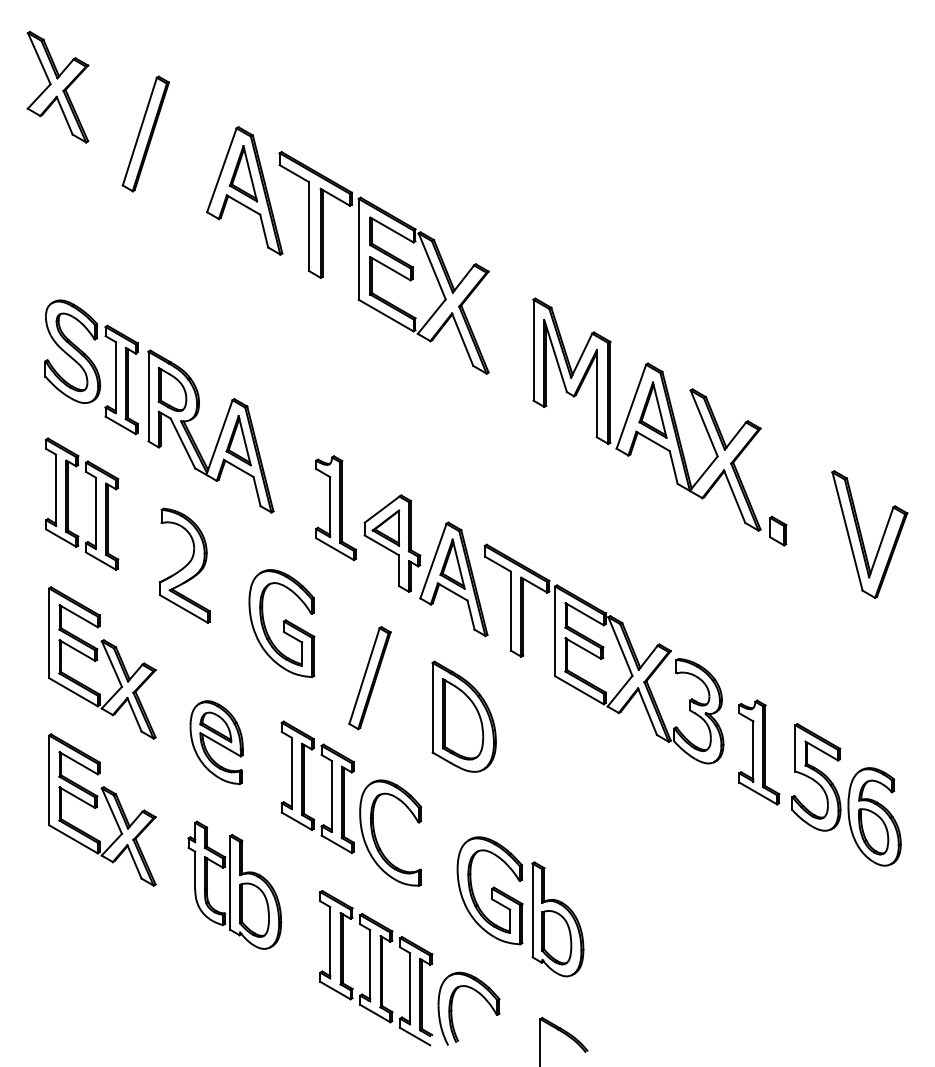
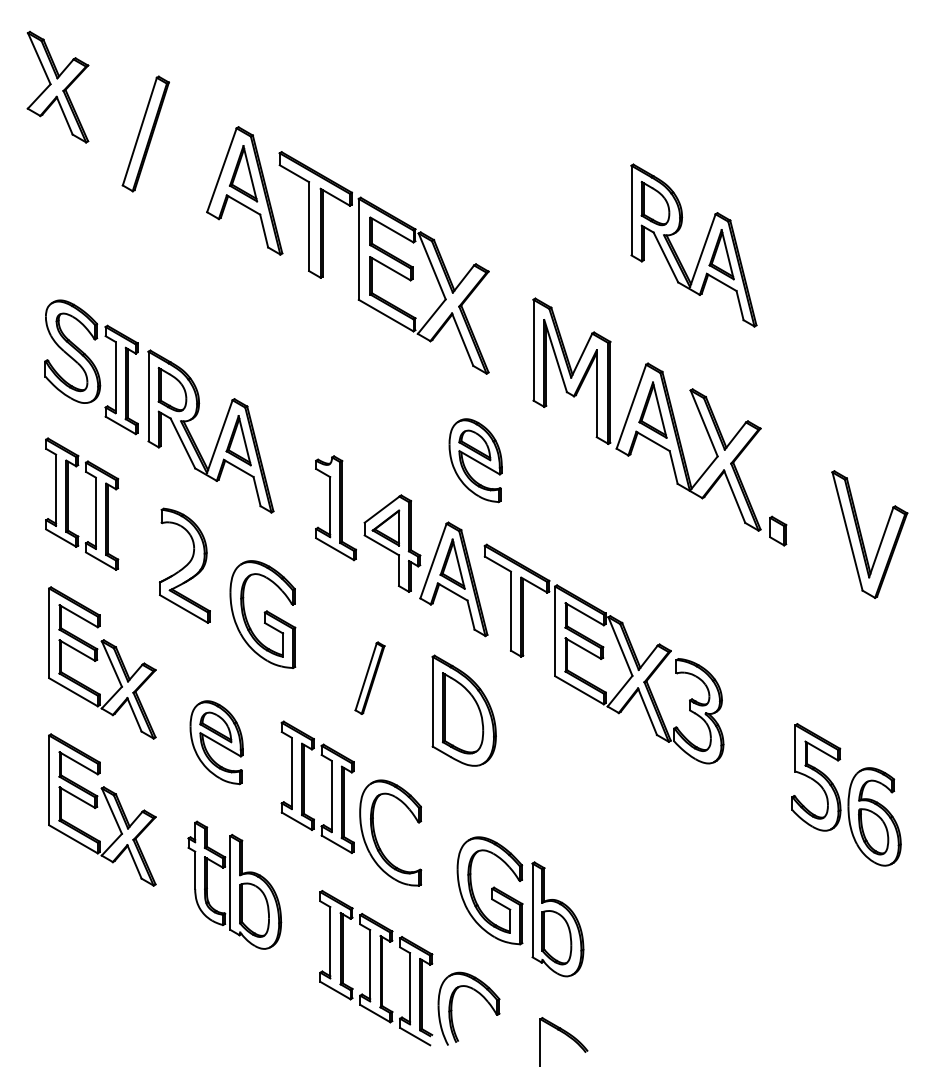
part: none -> present (701, 250)
part: none -> present (475, 460)
part position: (281, 623) -> (262, 614) (262, 614)
part size: 44x105 px -> 32x74 px (369, 677)
part position: (463, 716) -> (463, 710) (463, 710)
part: present -> none (759, 752)
